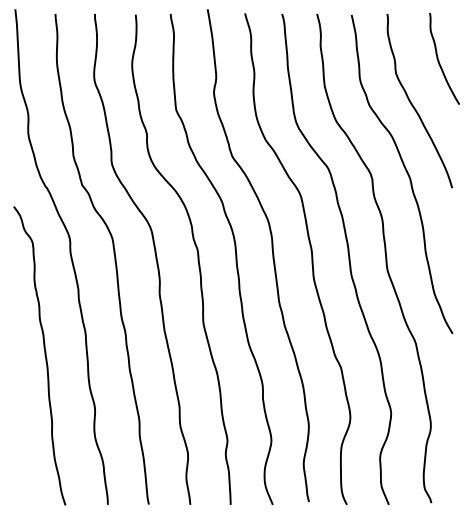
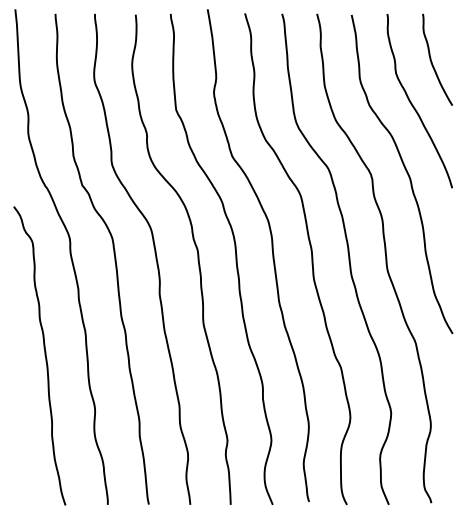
curve position: (439, 60) -> (432, 61) (432, 61)
